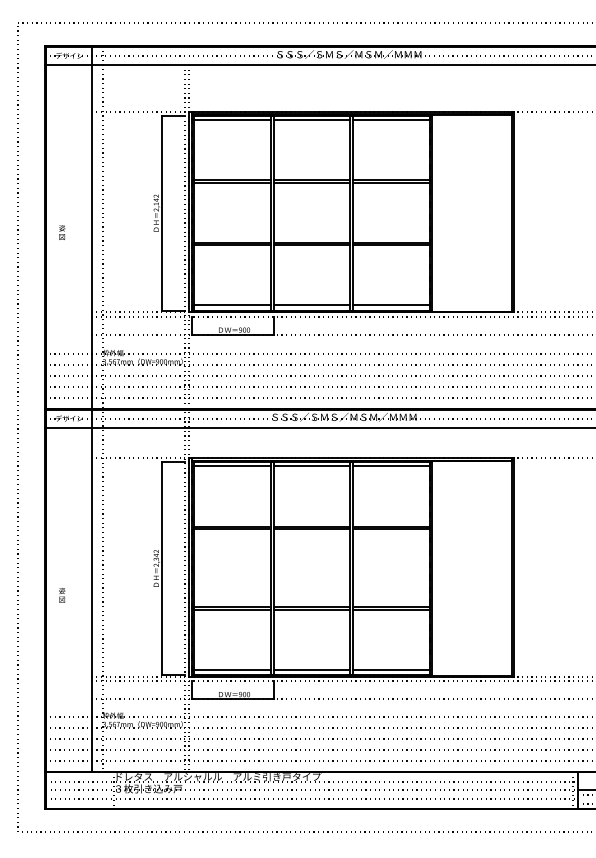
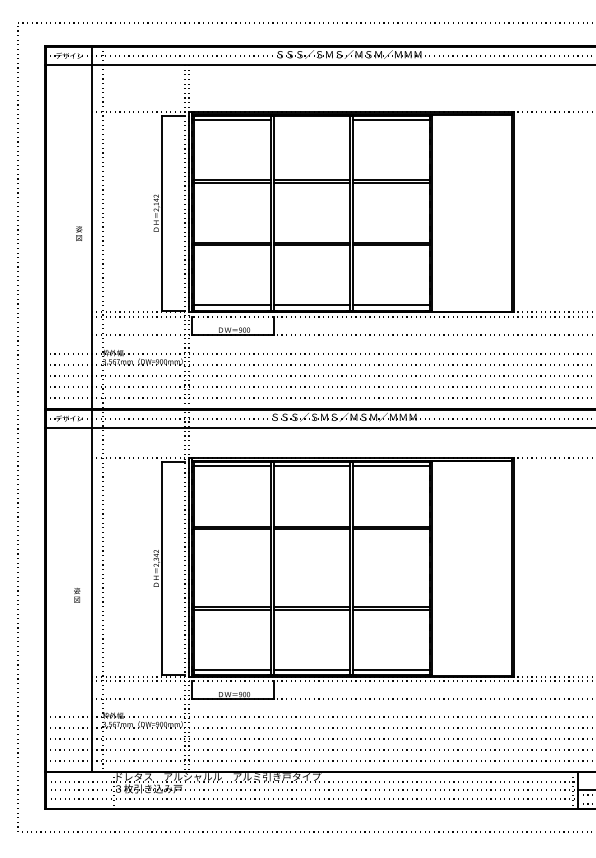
line: present -> none (311, 120)
text position: (62, 232) -> (79, 233) (79, 233)
text position: (62, 595) -> (77, 595) (77, 595)
